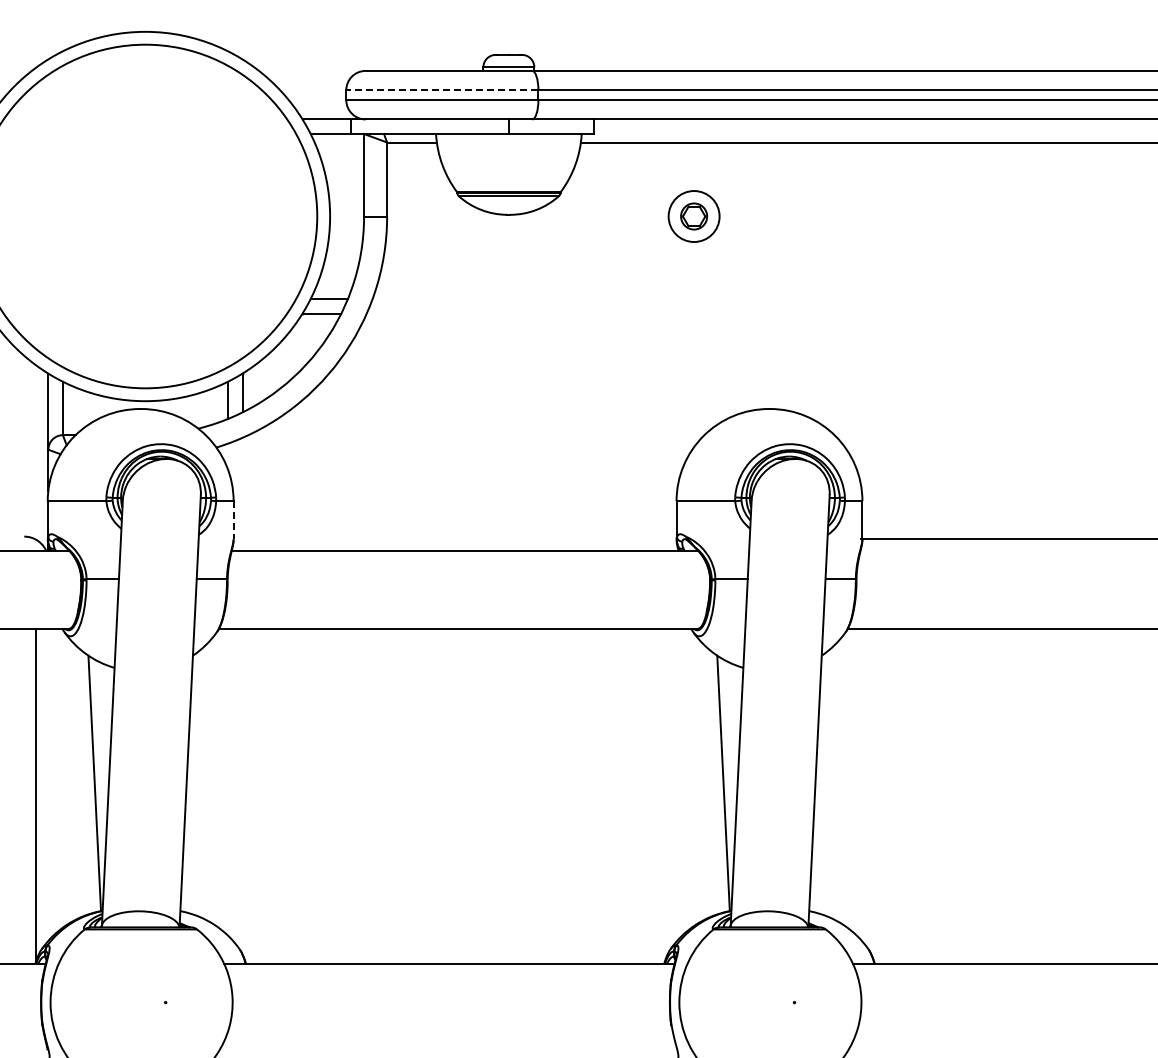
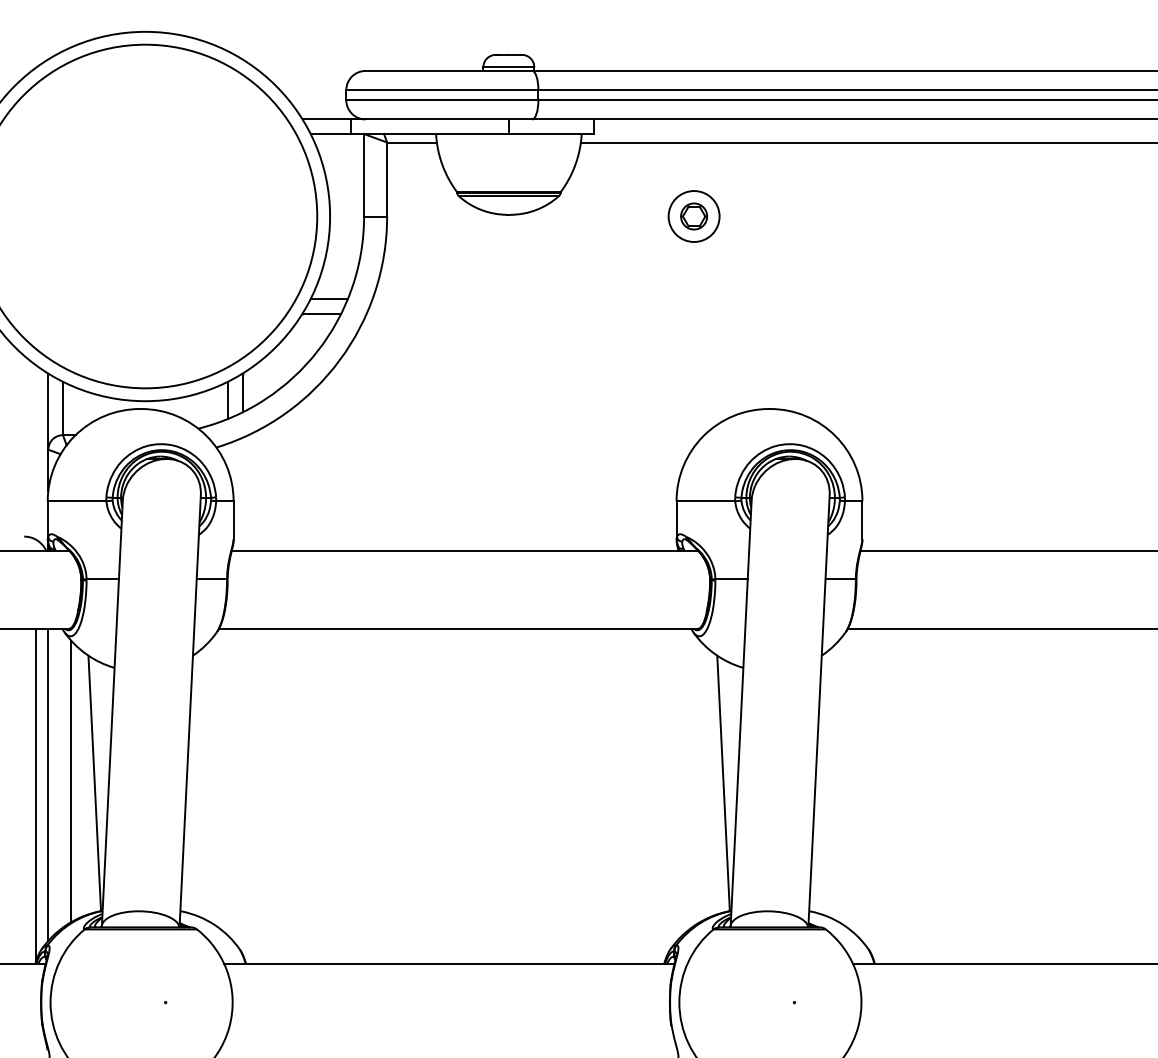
line: dashed -> solid (441, 90)
line: dashed -> solid (233, 520)
line position: (1007, 539) -> (1007, 551) (1007, 551)
line: none -> present (71, 781)
line: none -> present (48, 784)
